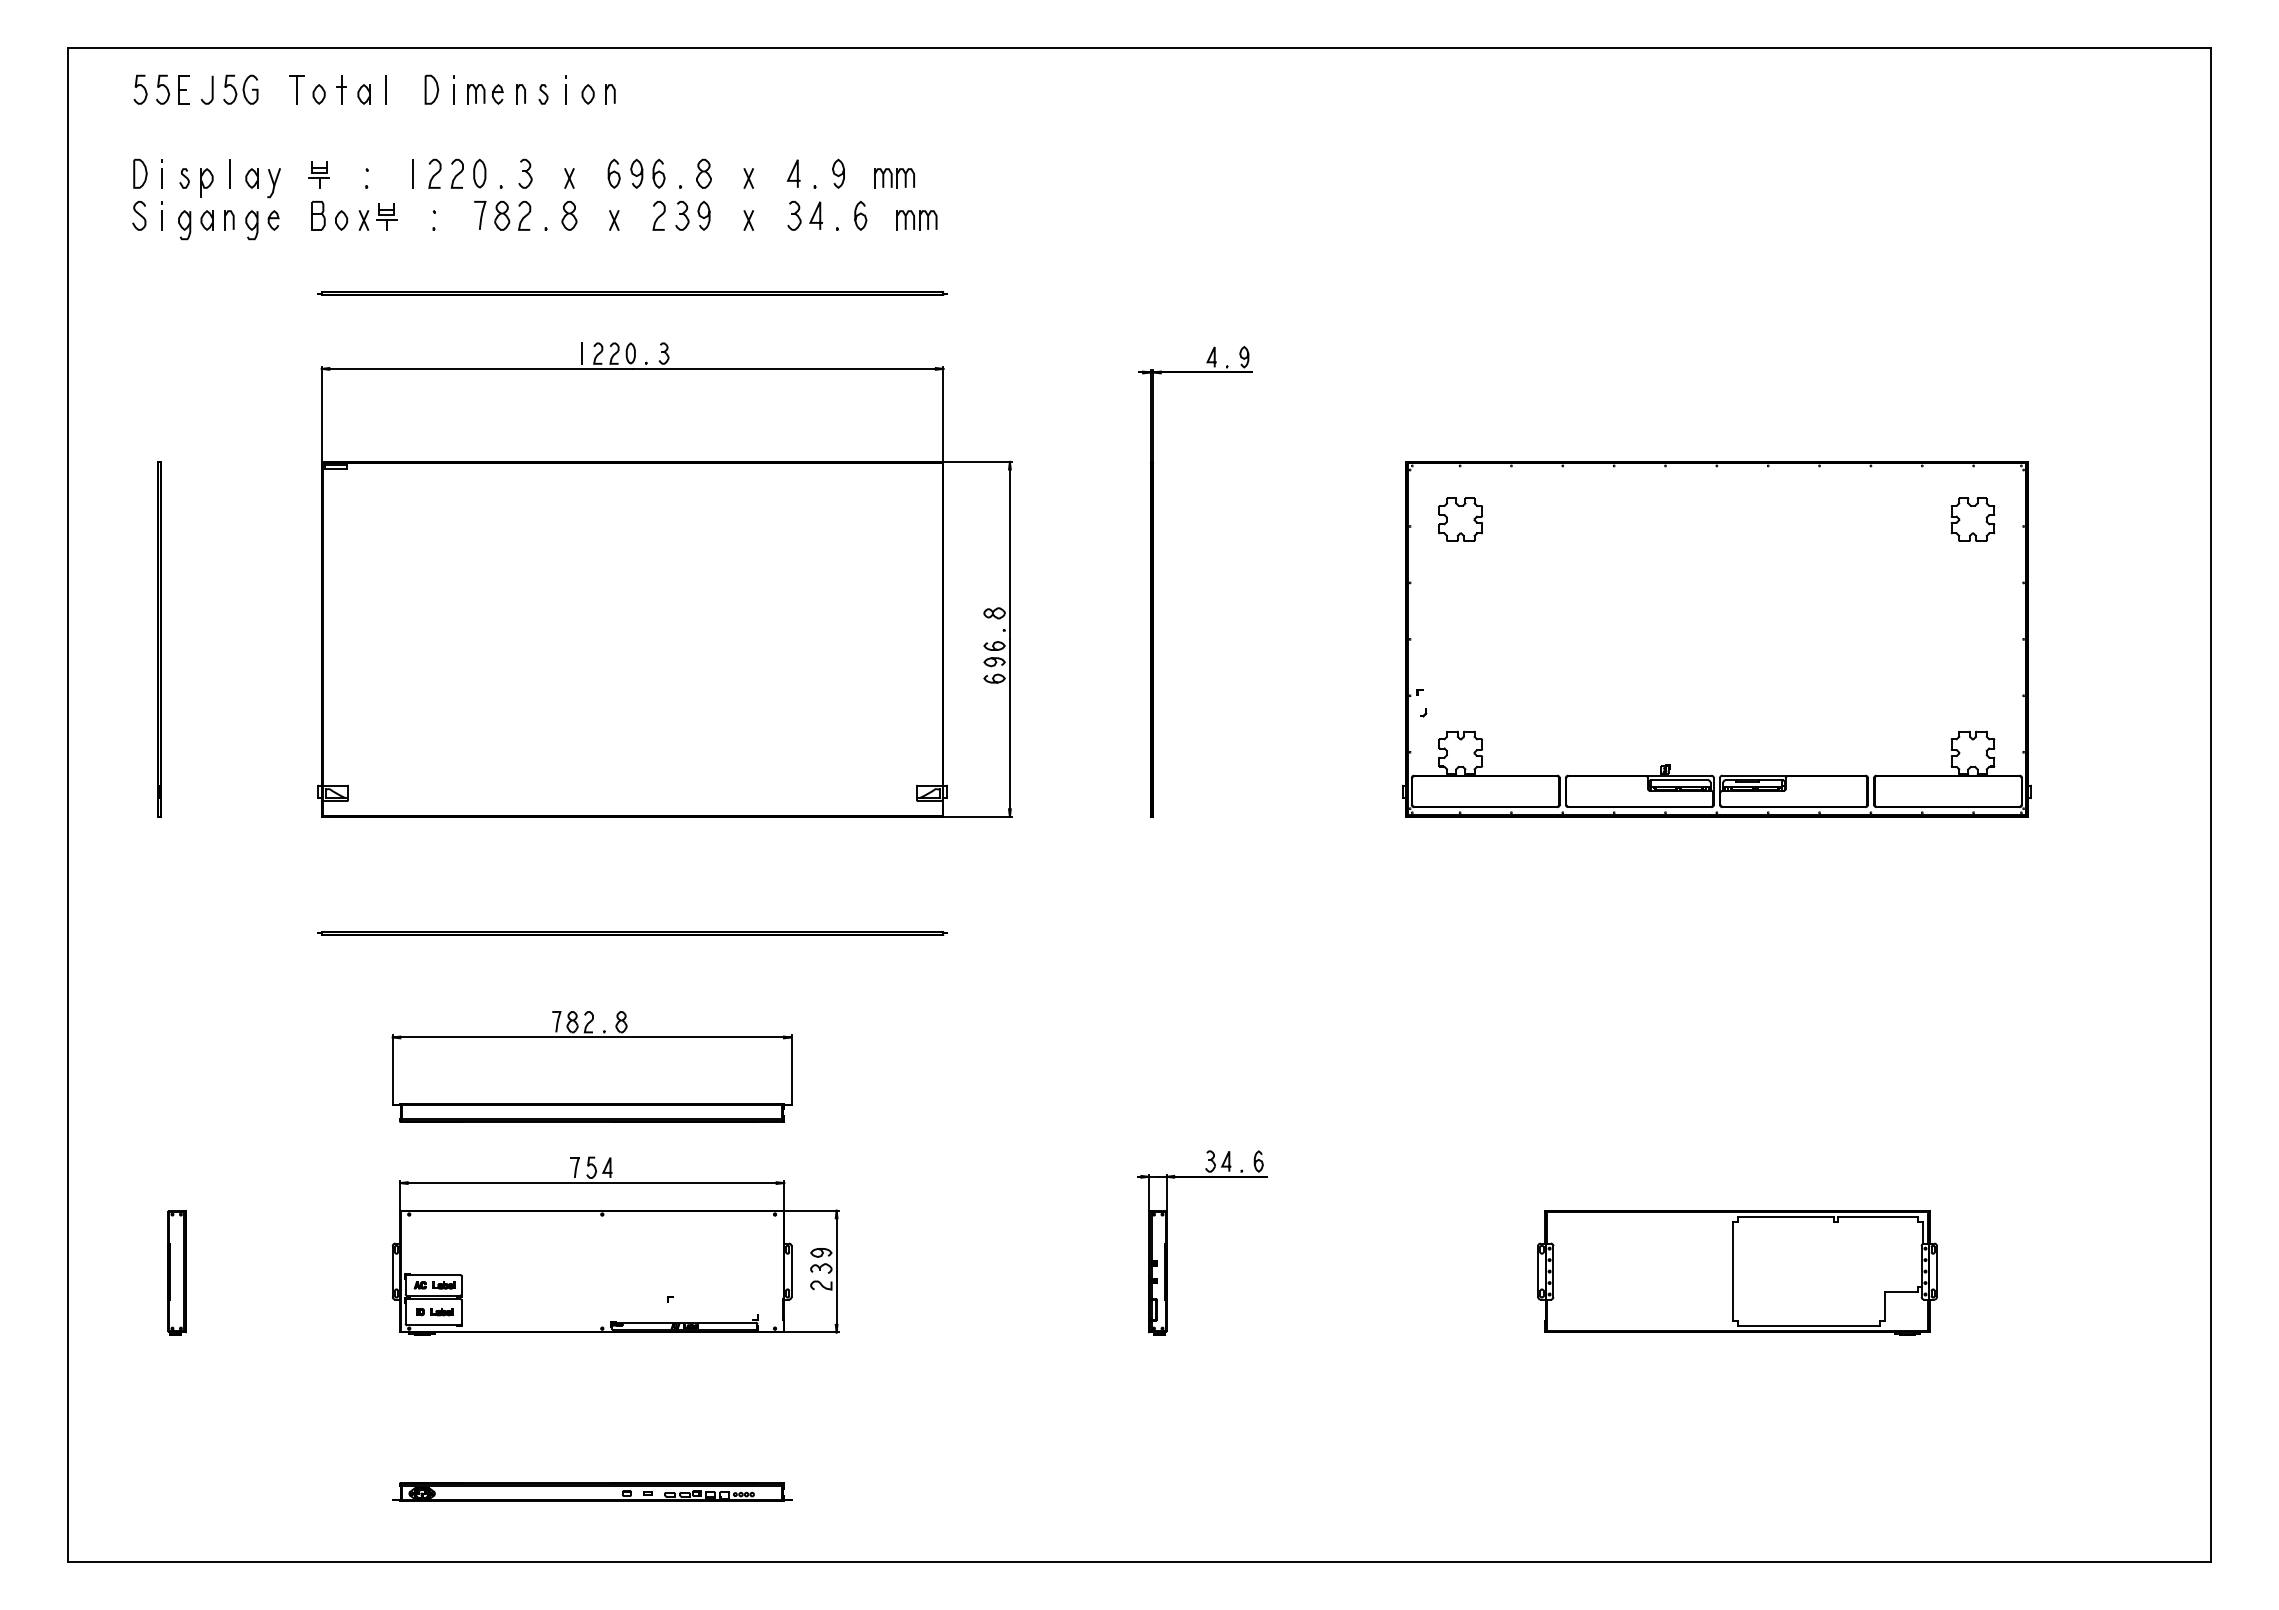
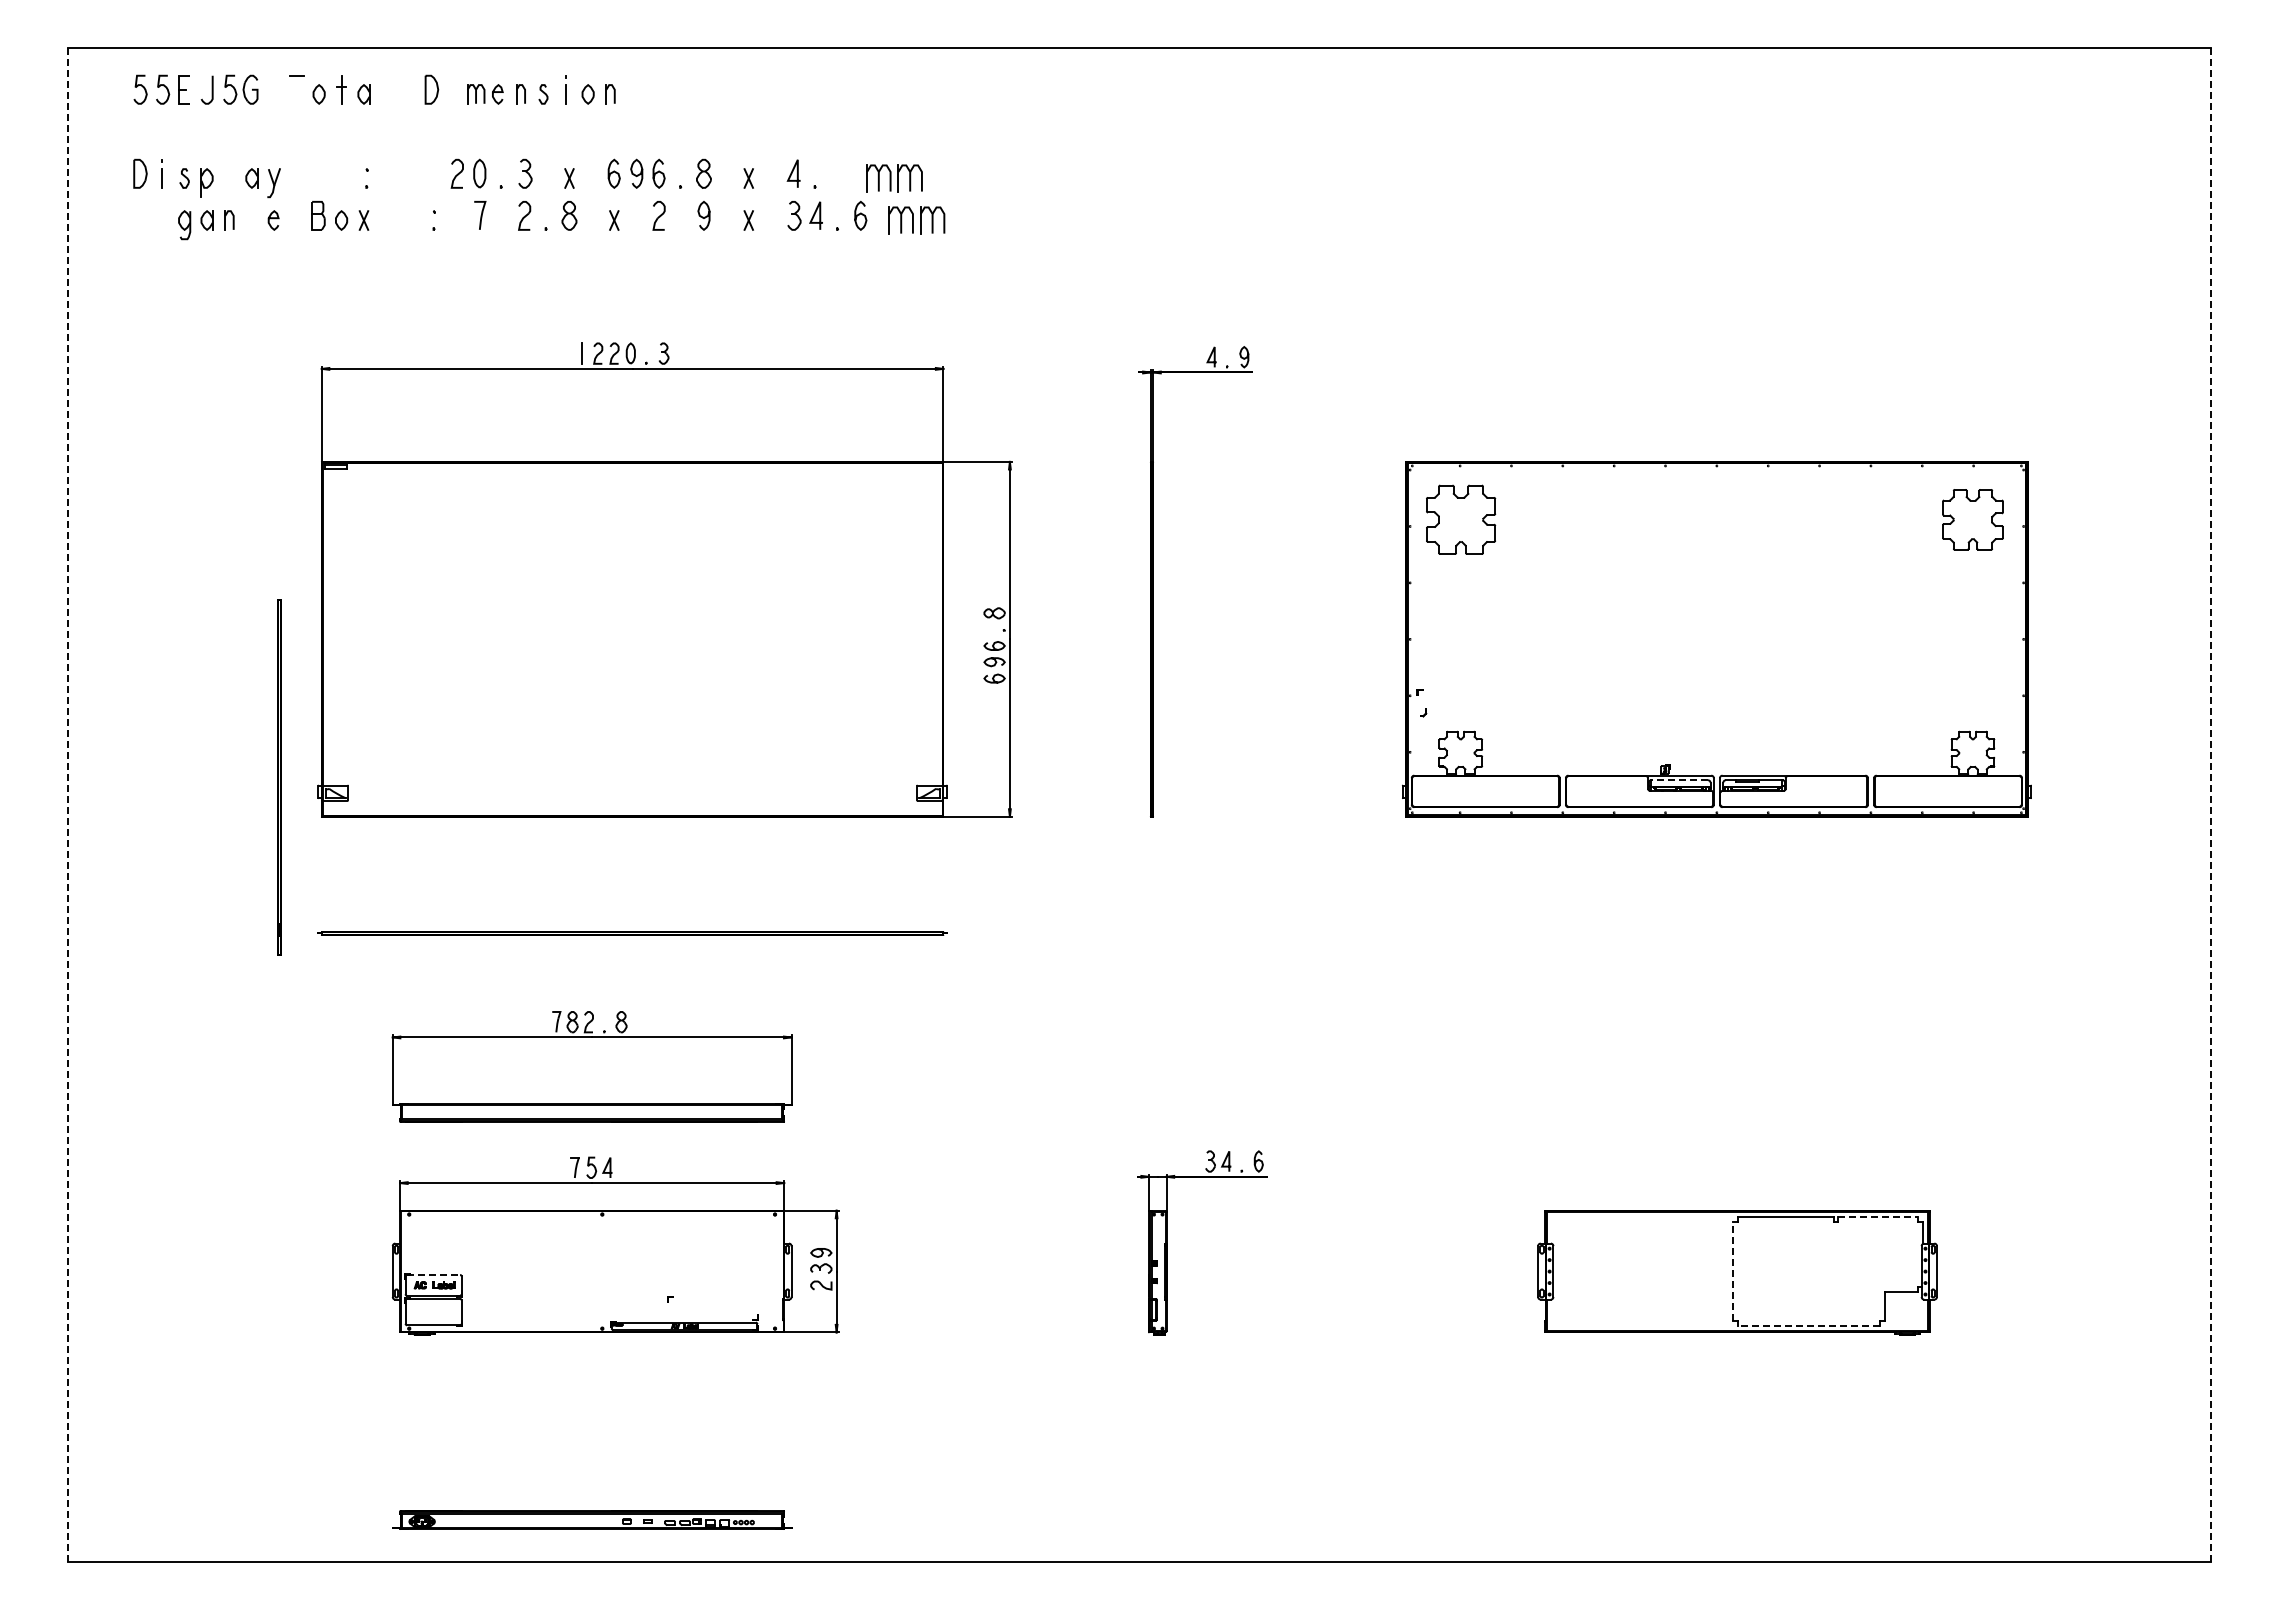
line: present -> none (296, 89)
line: present -> none (385, 89)
line: present -> none (453, 89)
line: present -> none (229, 173)
line: present -> none (412, 173)
curve: present -> none (435, 173)
part: present -> none (318, 174)
curve: present -> none (837, 174)
part size: 41x21 px -> 57x29 px (894, 178)
curve: present -> none (139, 215)
line: present -> none (161, 215)
part: present -> none (502, 215)
part: present -> none (682, 215)
part: present -> none (386, 216)
part size: 42x21 px -> 58x29 px (916, 220)
part: present -> none (251, 225)
line: present -> none (632, 292)
part size: 45x45 px -> 71x71 px (1461, 519)
part size: 46x45 px -> 62x62 px (1972, 519)
line position: (158, 639) -> (278, 777) (278, 777)
line: solid -> dashed (1679, 780)
line: solid -> dashed (68, 805)
line: solid -> dashed (2210, 805)
line: solid -> dashed (1878, 1217)
line: solid -> dashed (1732, 1271)
part: present -> none (176, 1272)
line: solid -> dashed (434, 1274)
part: present -> none (434, 1312)
line: solid -> dashed (1808, 1326)
part position: (592, 1491) -> (592, 1519) (592, 1519)
